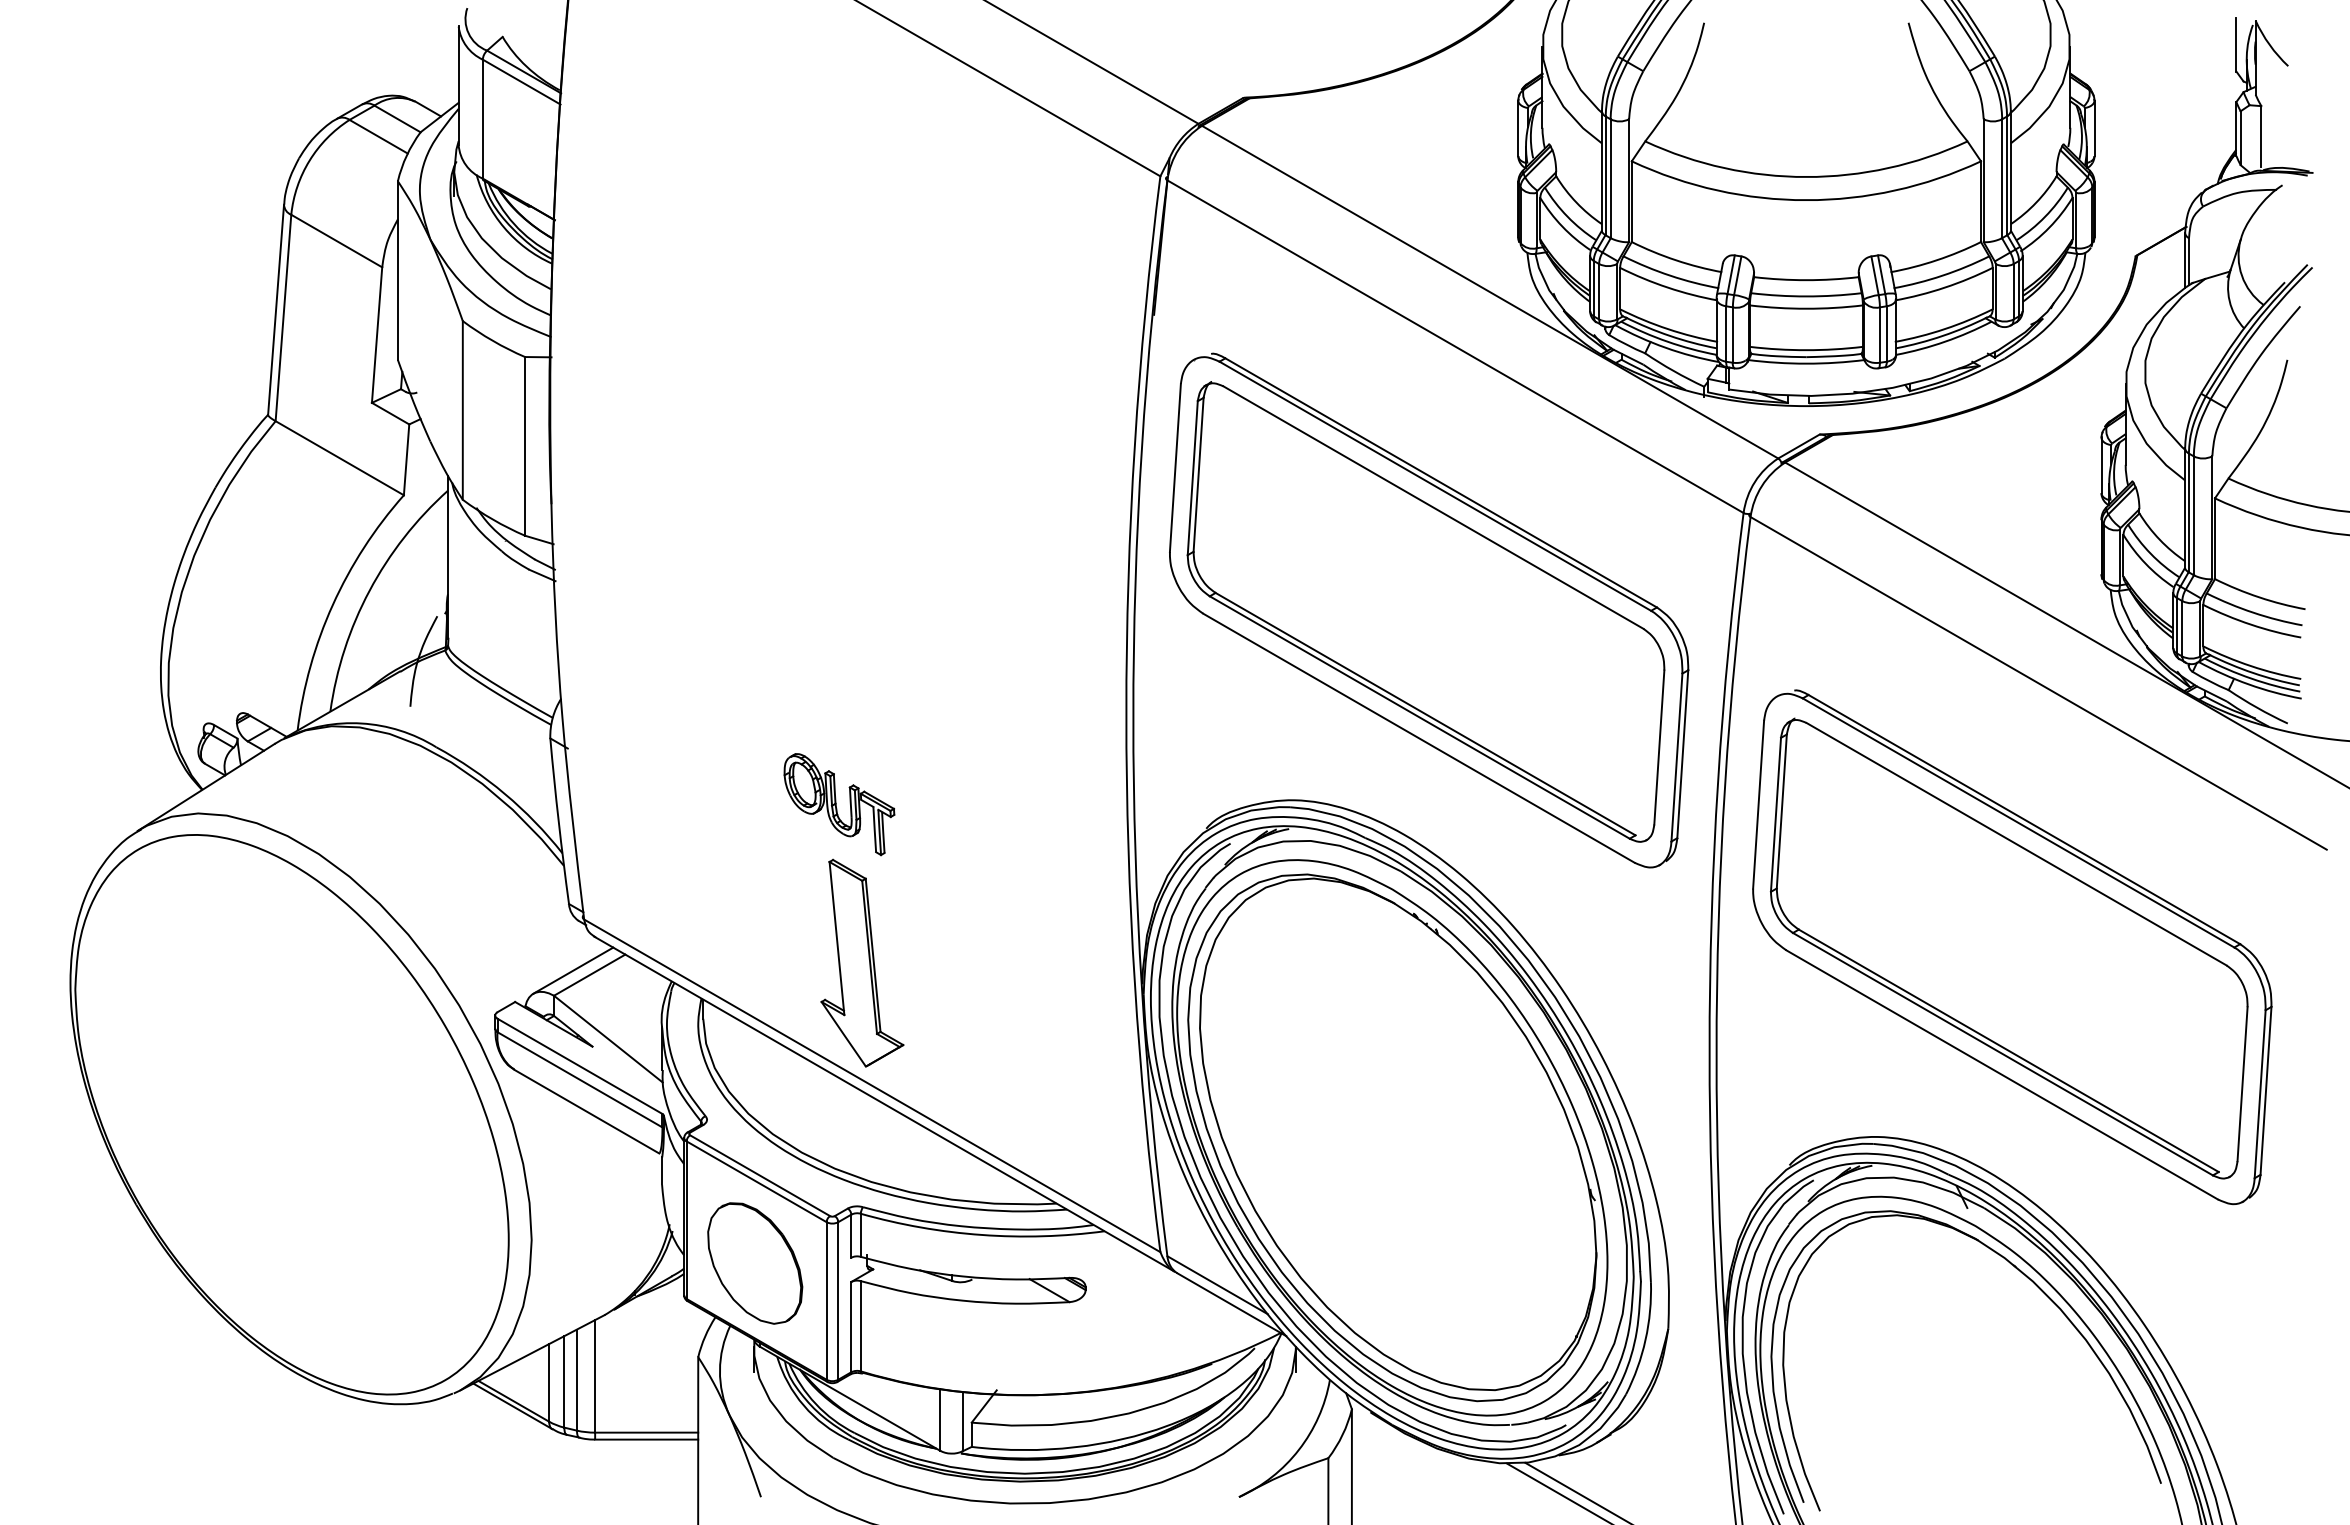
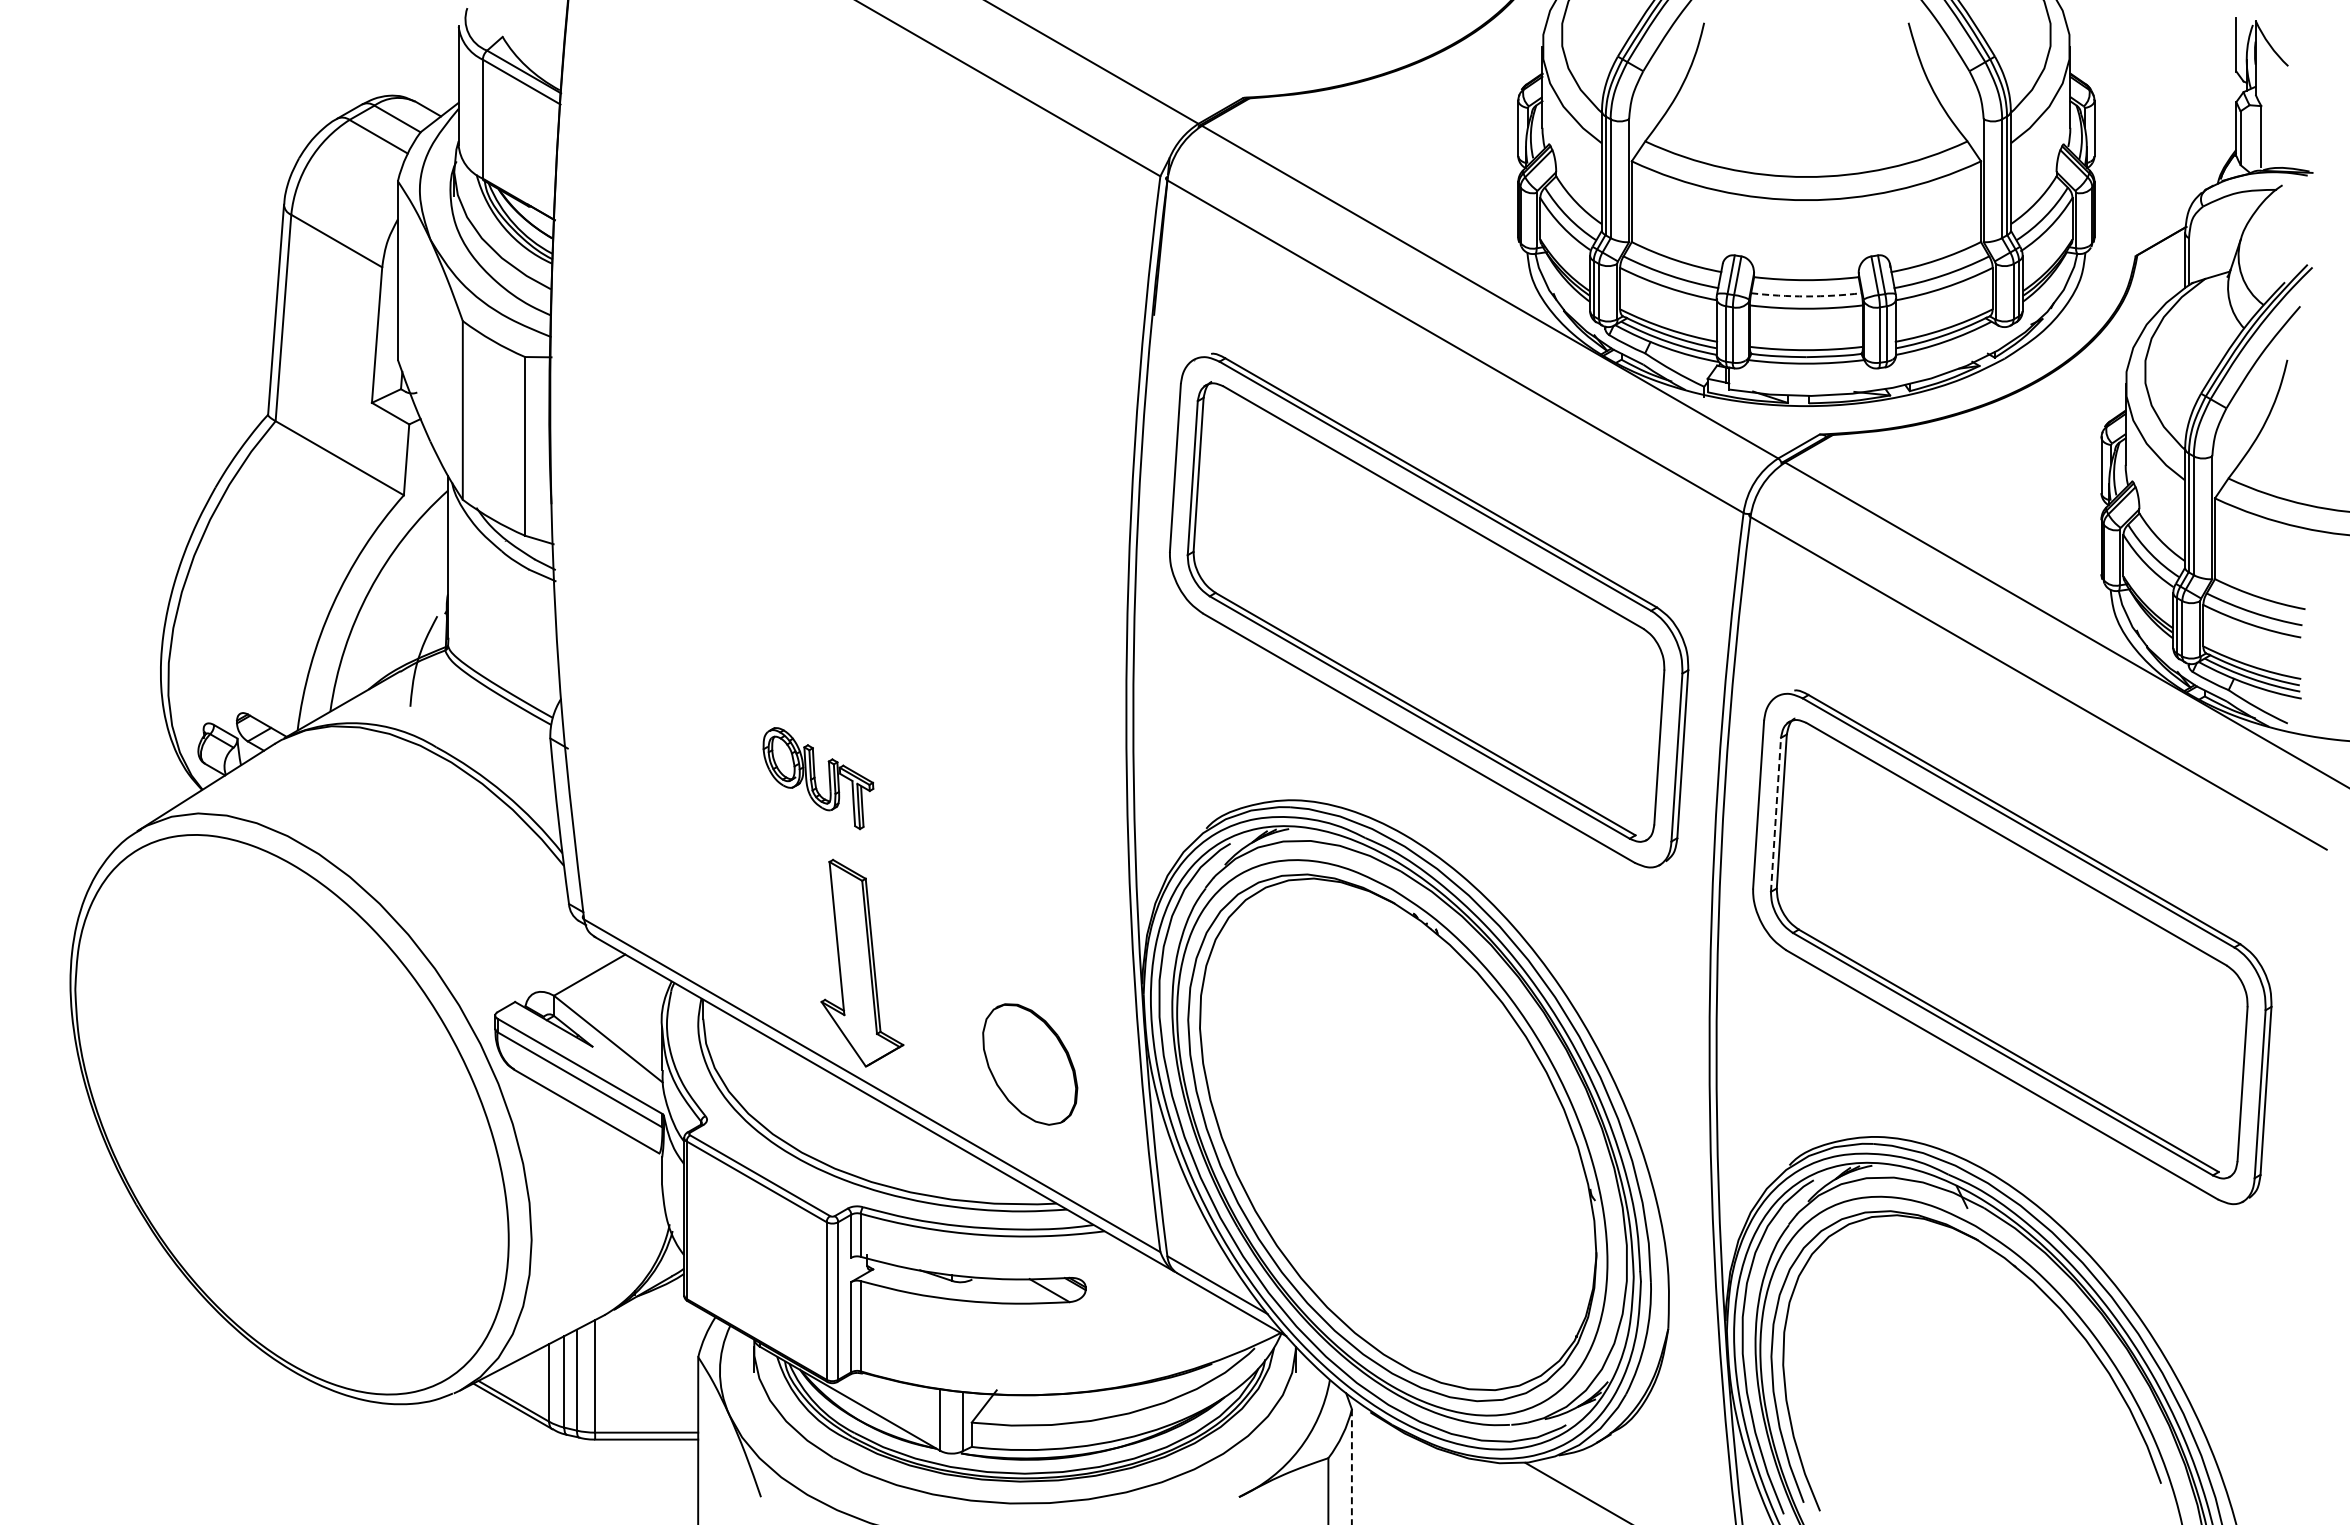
arc: solid -> dashed (1806, 296)
part position: (839, 804) -> (818, 778) (818, 778)
line: solid -> dashed (1776, 814)
line: present -> none (573, 970)
part position: (755, 1263) -> (1030, 1064) (1030, 1064)
line: solid -> dashed (1351, 1467)
line: present -> none (1557, 1492)
